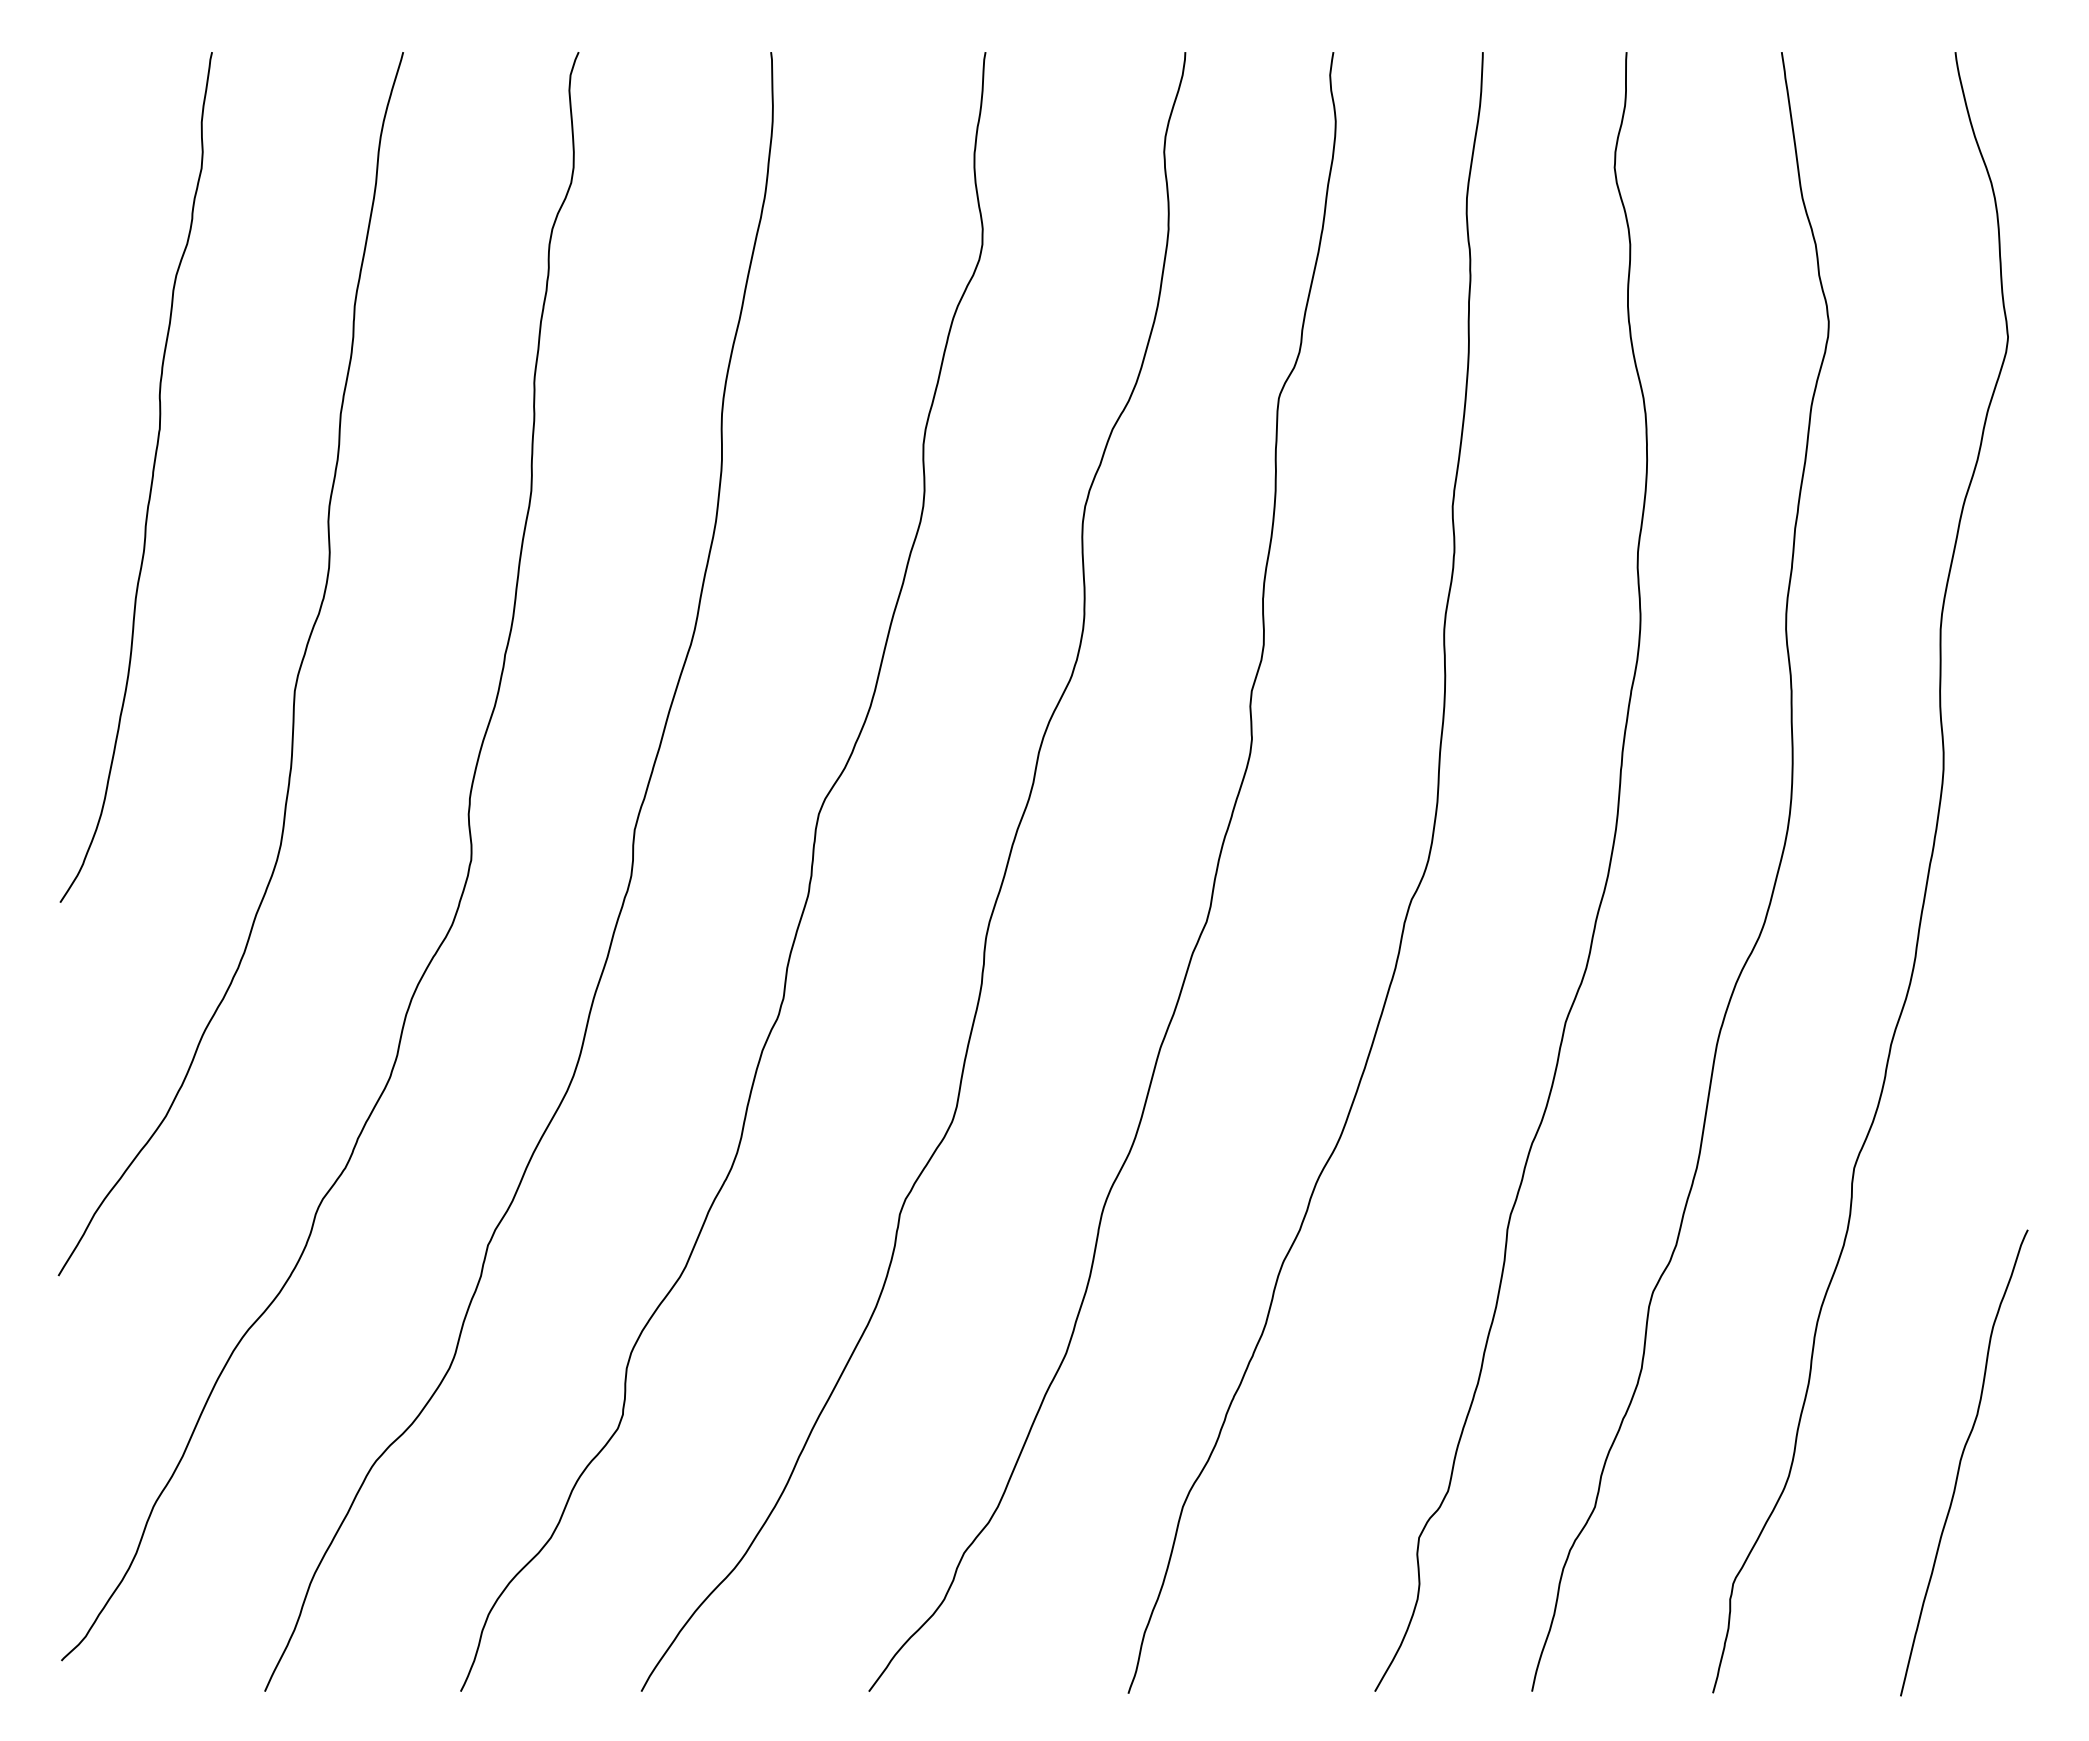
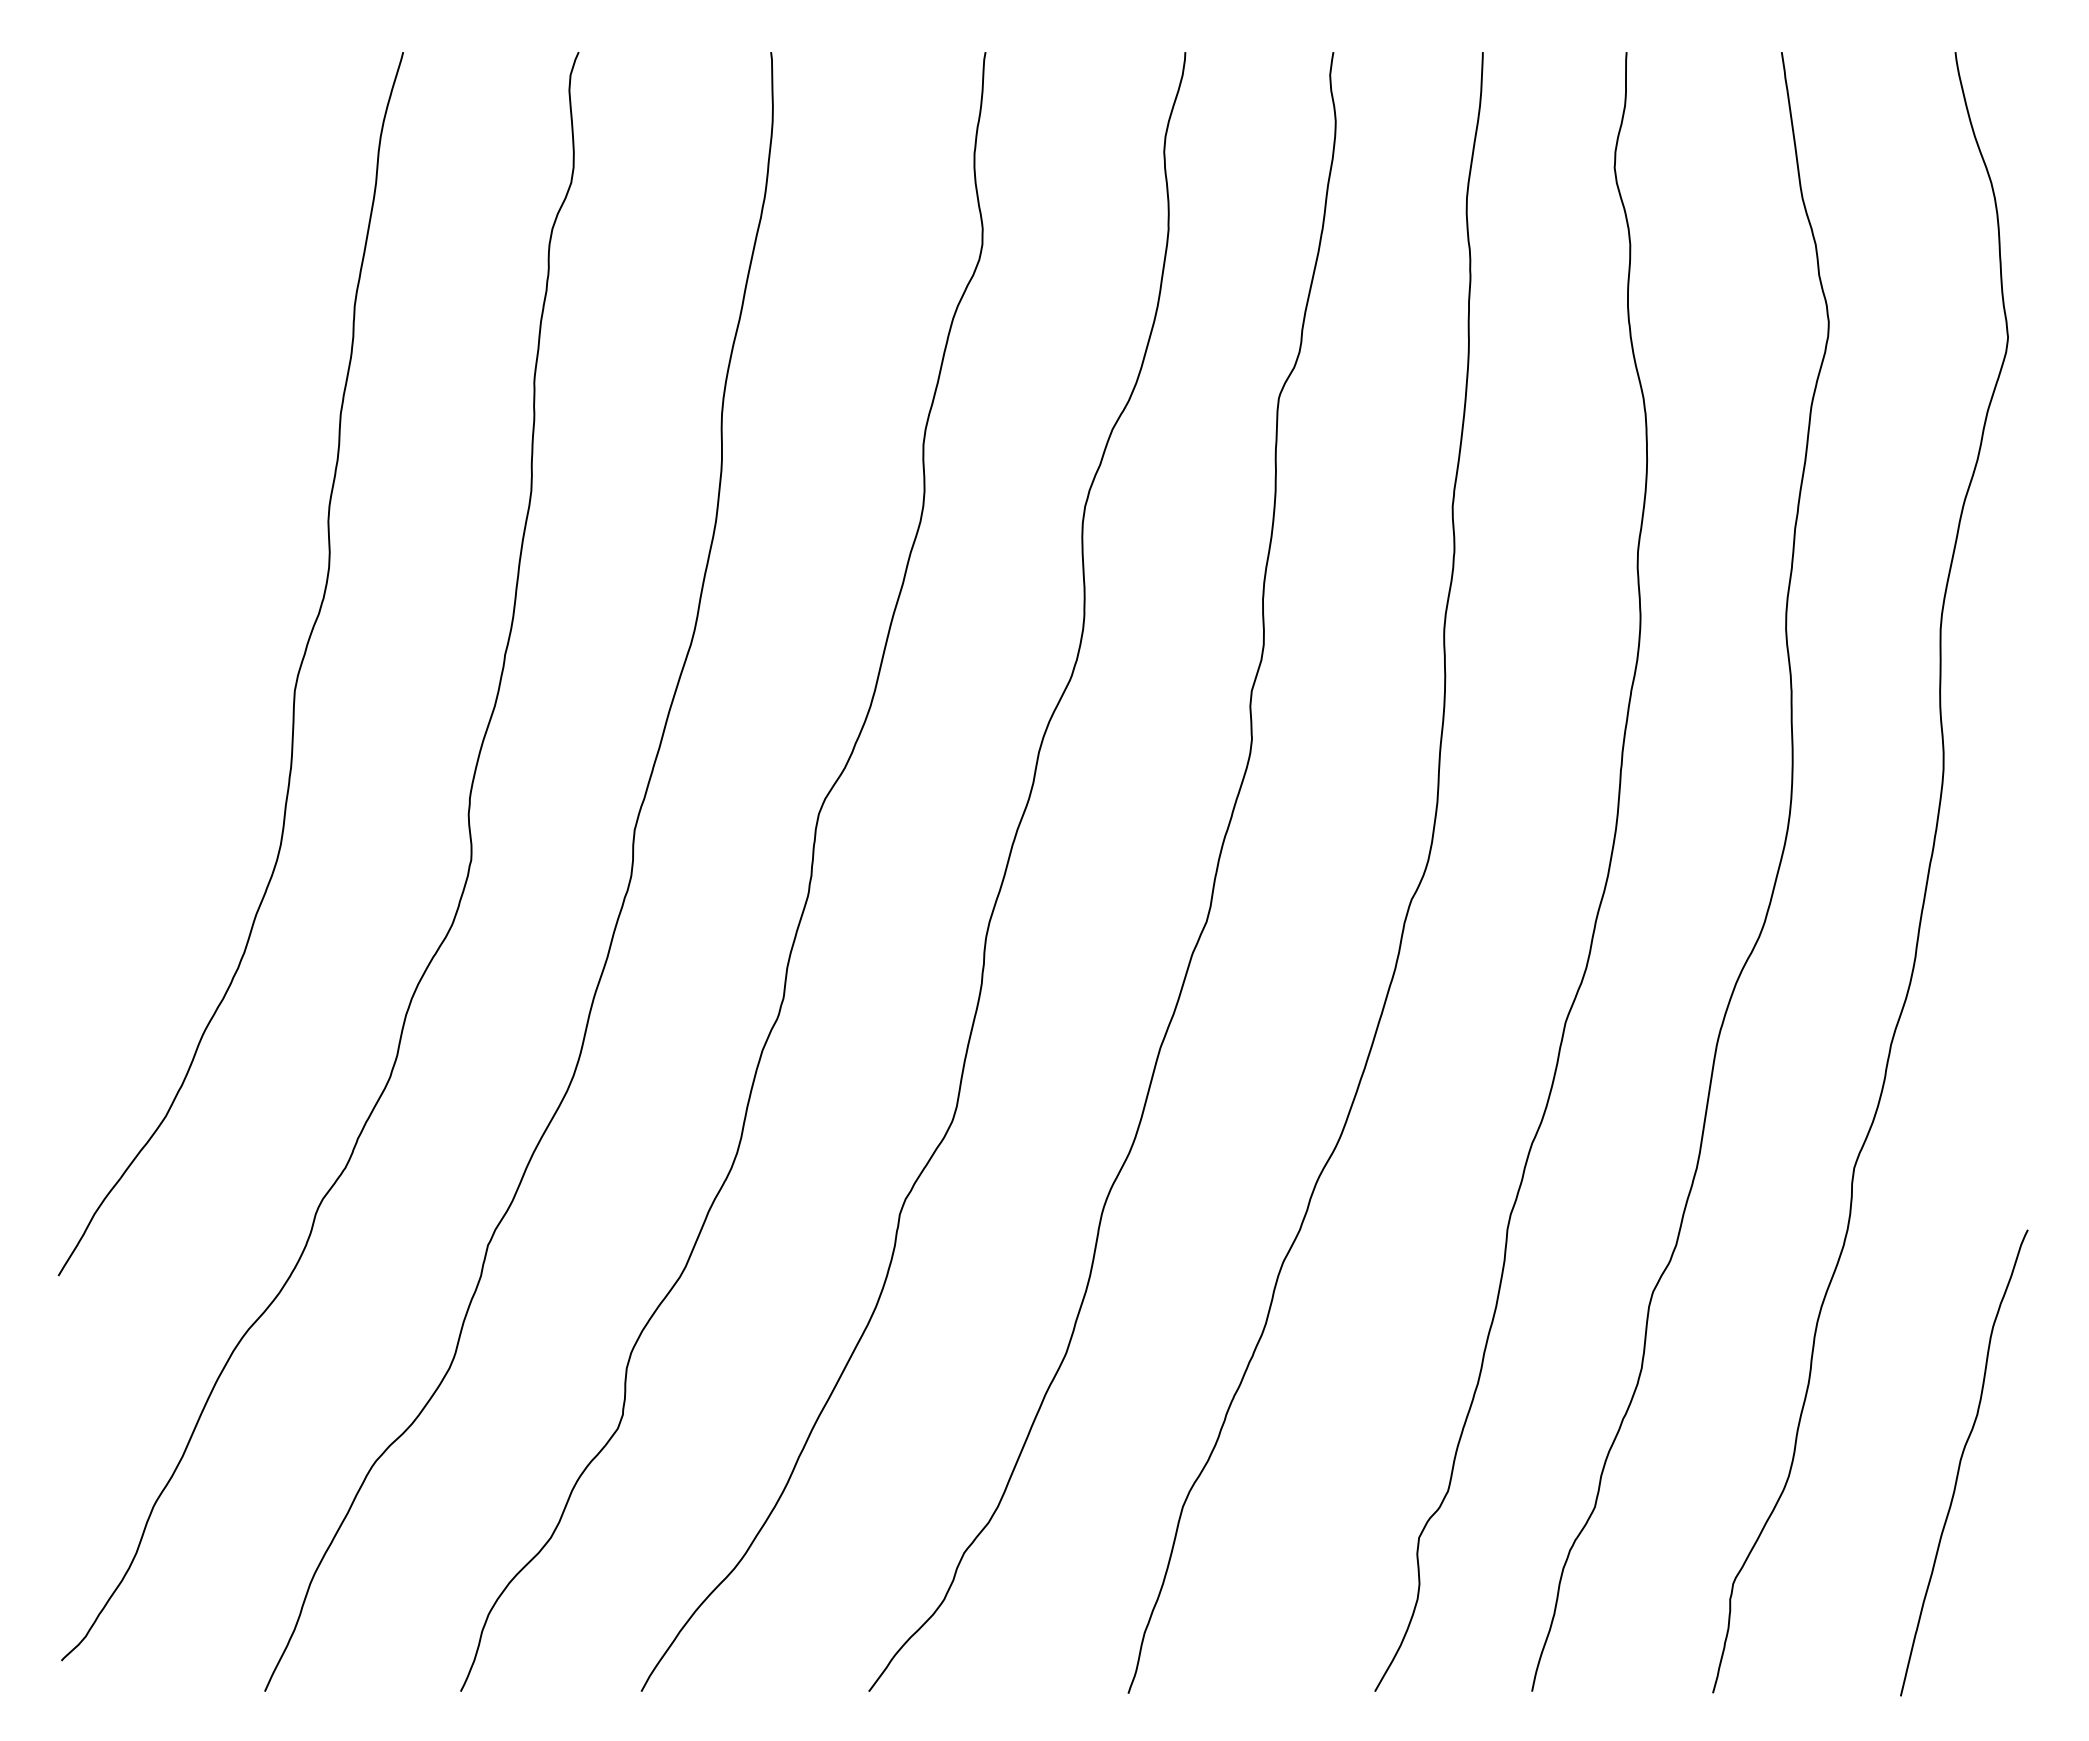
curve: present -> none (151, 477)
